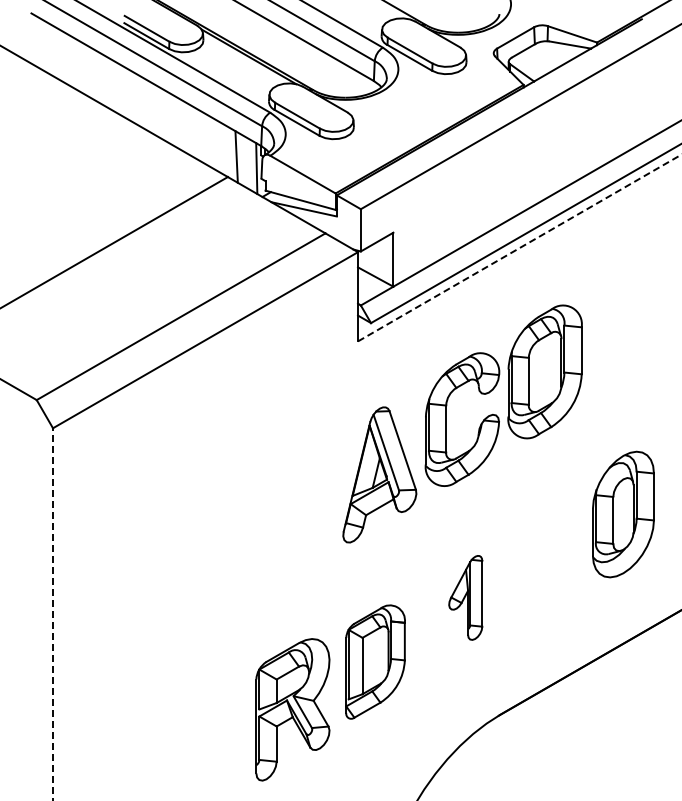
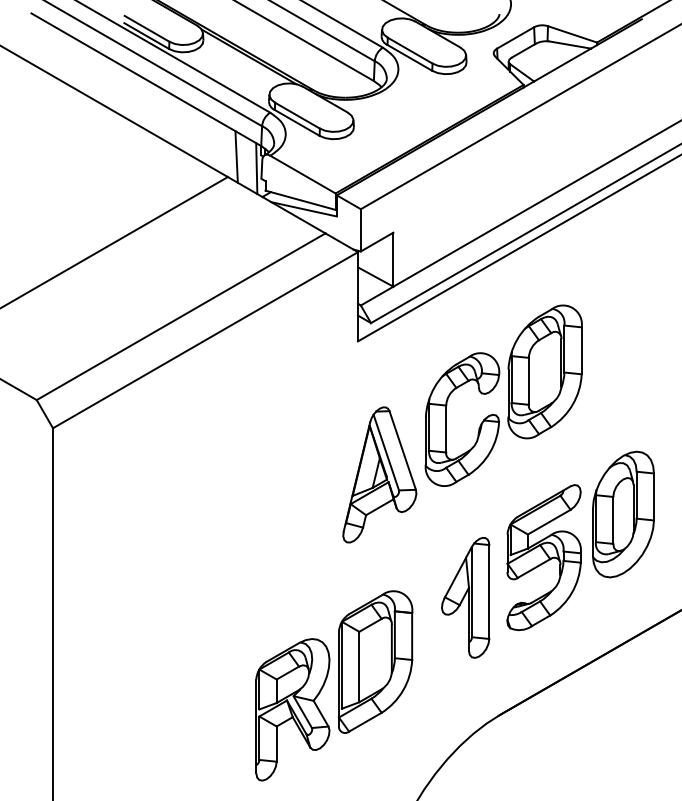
line: dashed -> solid (519, 247)
part: none -> present (543, 557)
part size: 36x86 px -> 50x122 px (465, 597)
line: dashed -> solid (53, 614)
part size: 61x116 px -> 77x144 px (375, 661)
